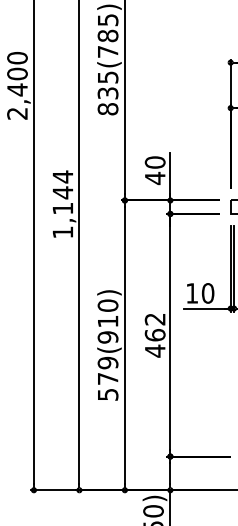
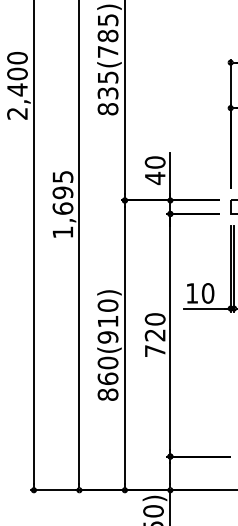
text: 1,144 -> 1,695 (62, 192)
text: 462 -> 720 (154, 335)
text: 579(910) -> 860(910) (107, 378)
